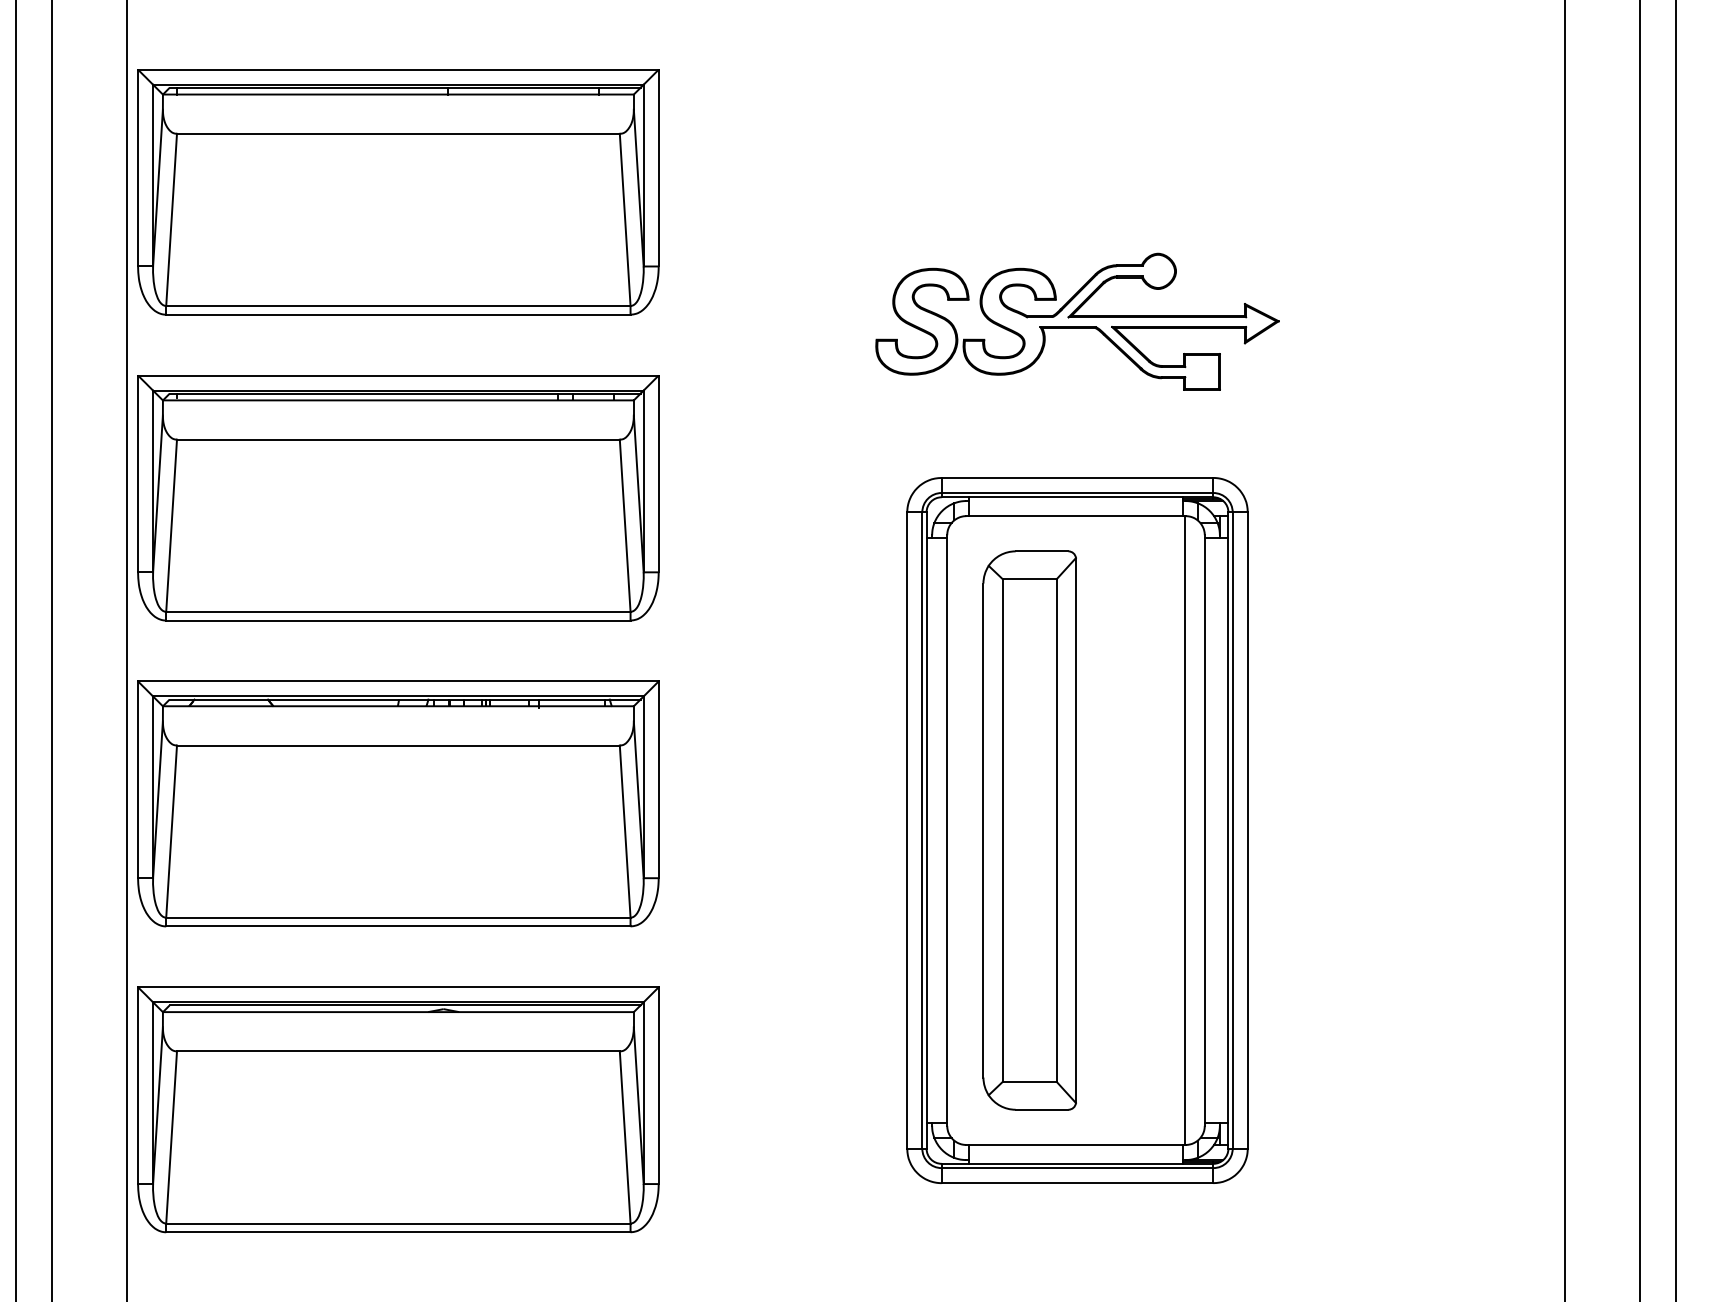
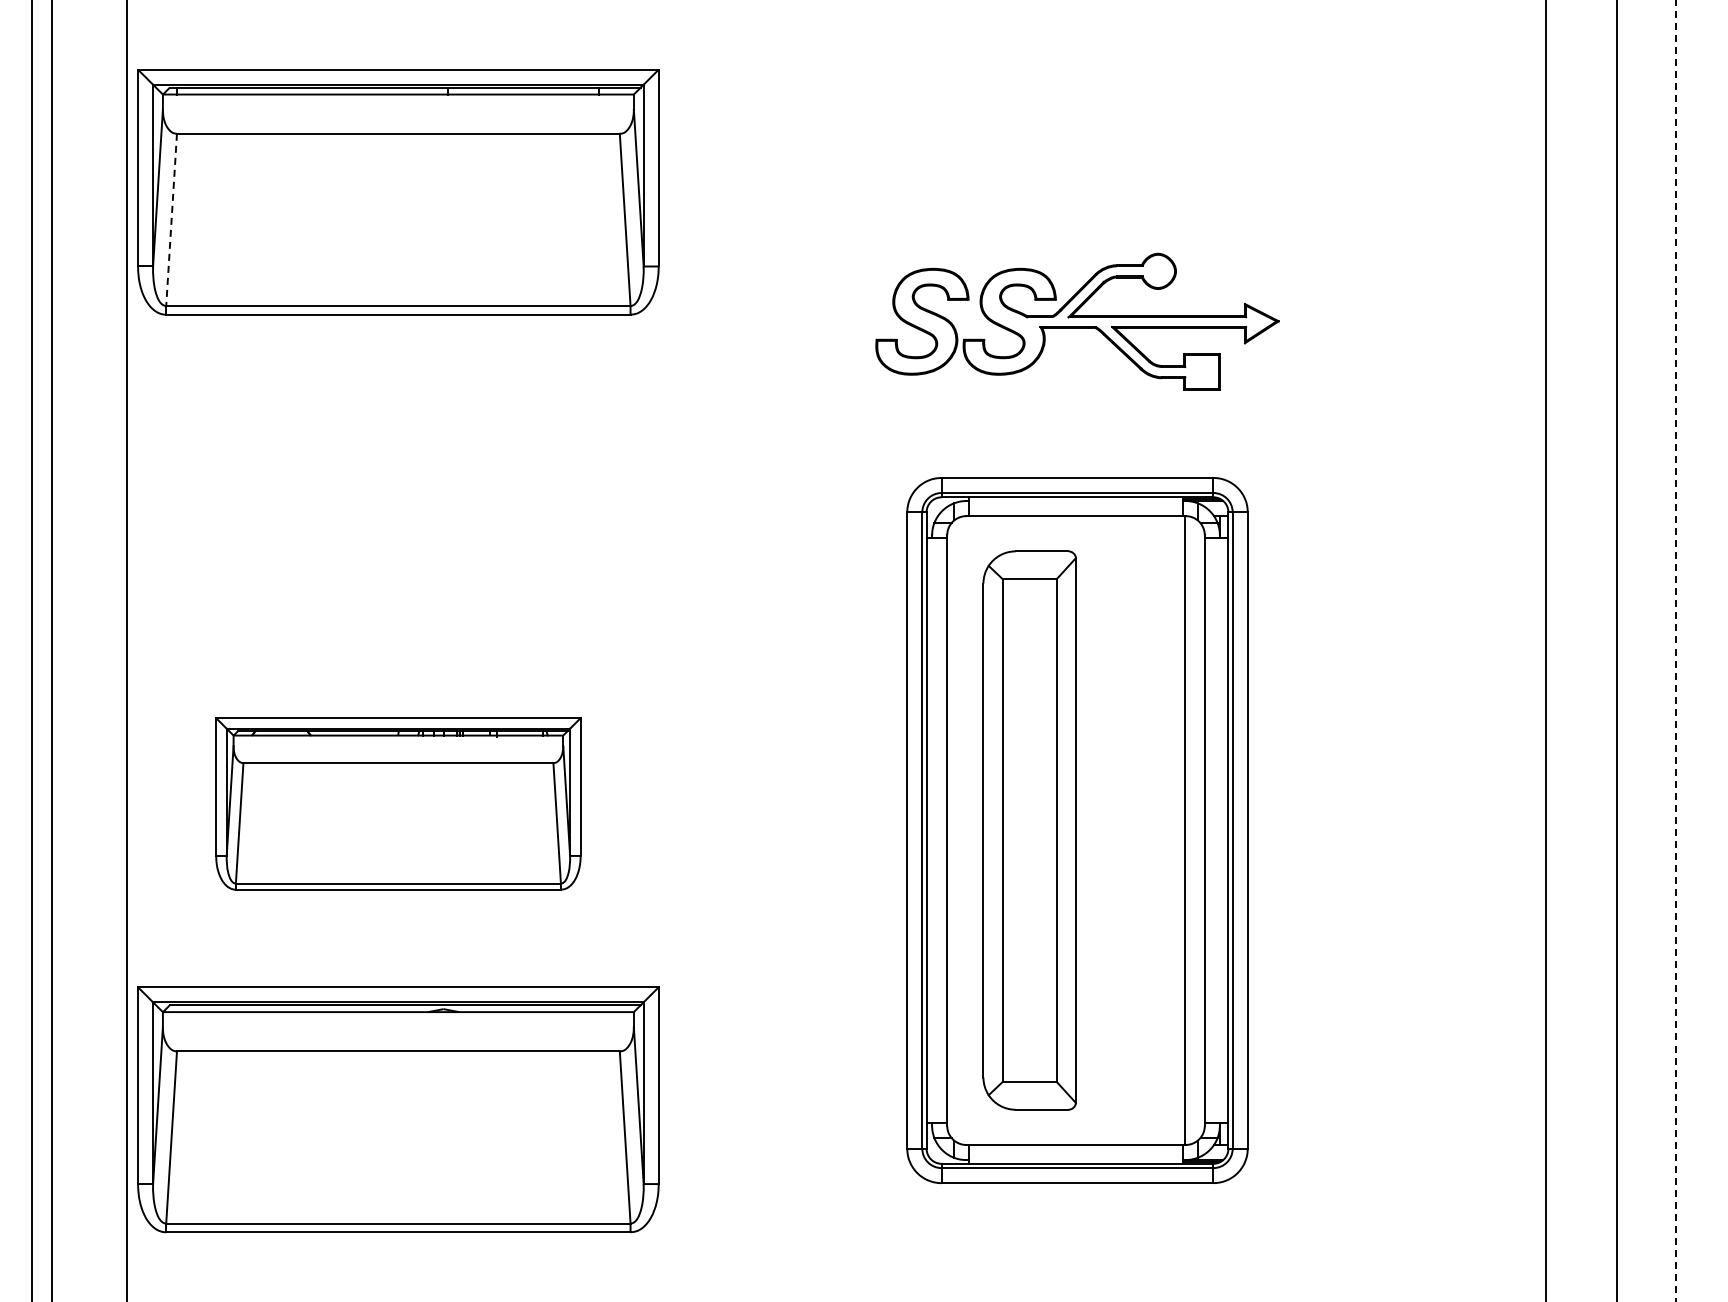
line: solid -> dashed (171, 220)
part: present -> none (398, 498)
line position: (16, 650) -> (32, 650) (32, 650)
line position: (1565, 650) -> (1546, 650) (1546, 650)
line position: (1640, 650) -> (1617, 650) (1617, 650)
line: solid -> dashed (1676, 650)
part size: 523x248 px -> 367x174 px (398, 803)
